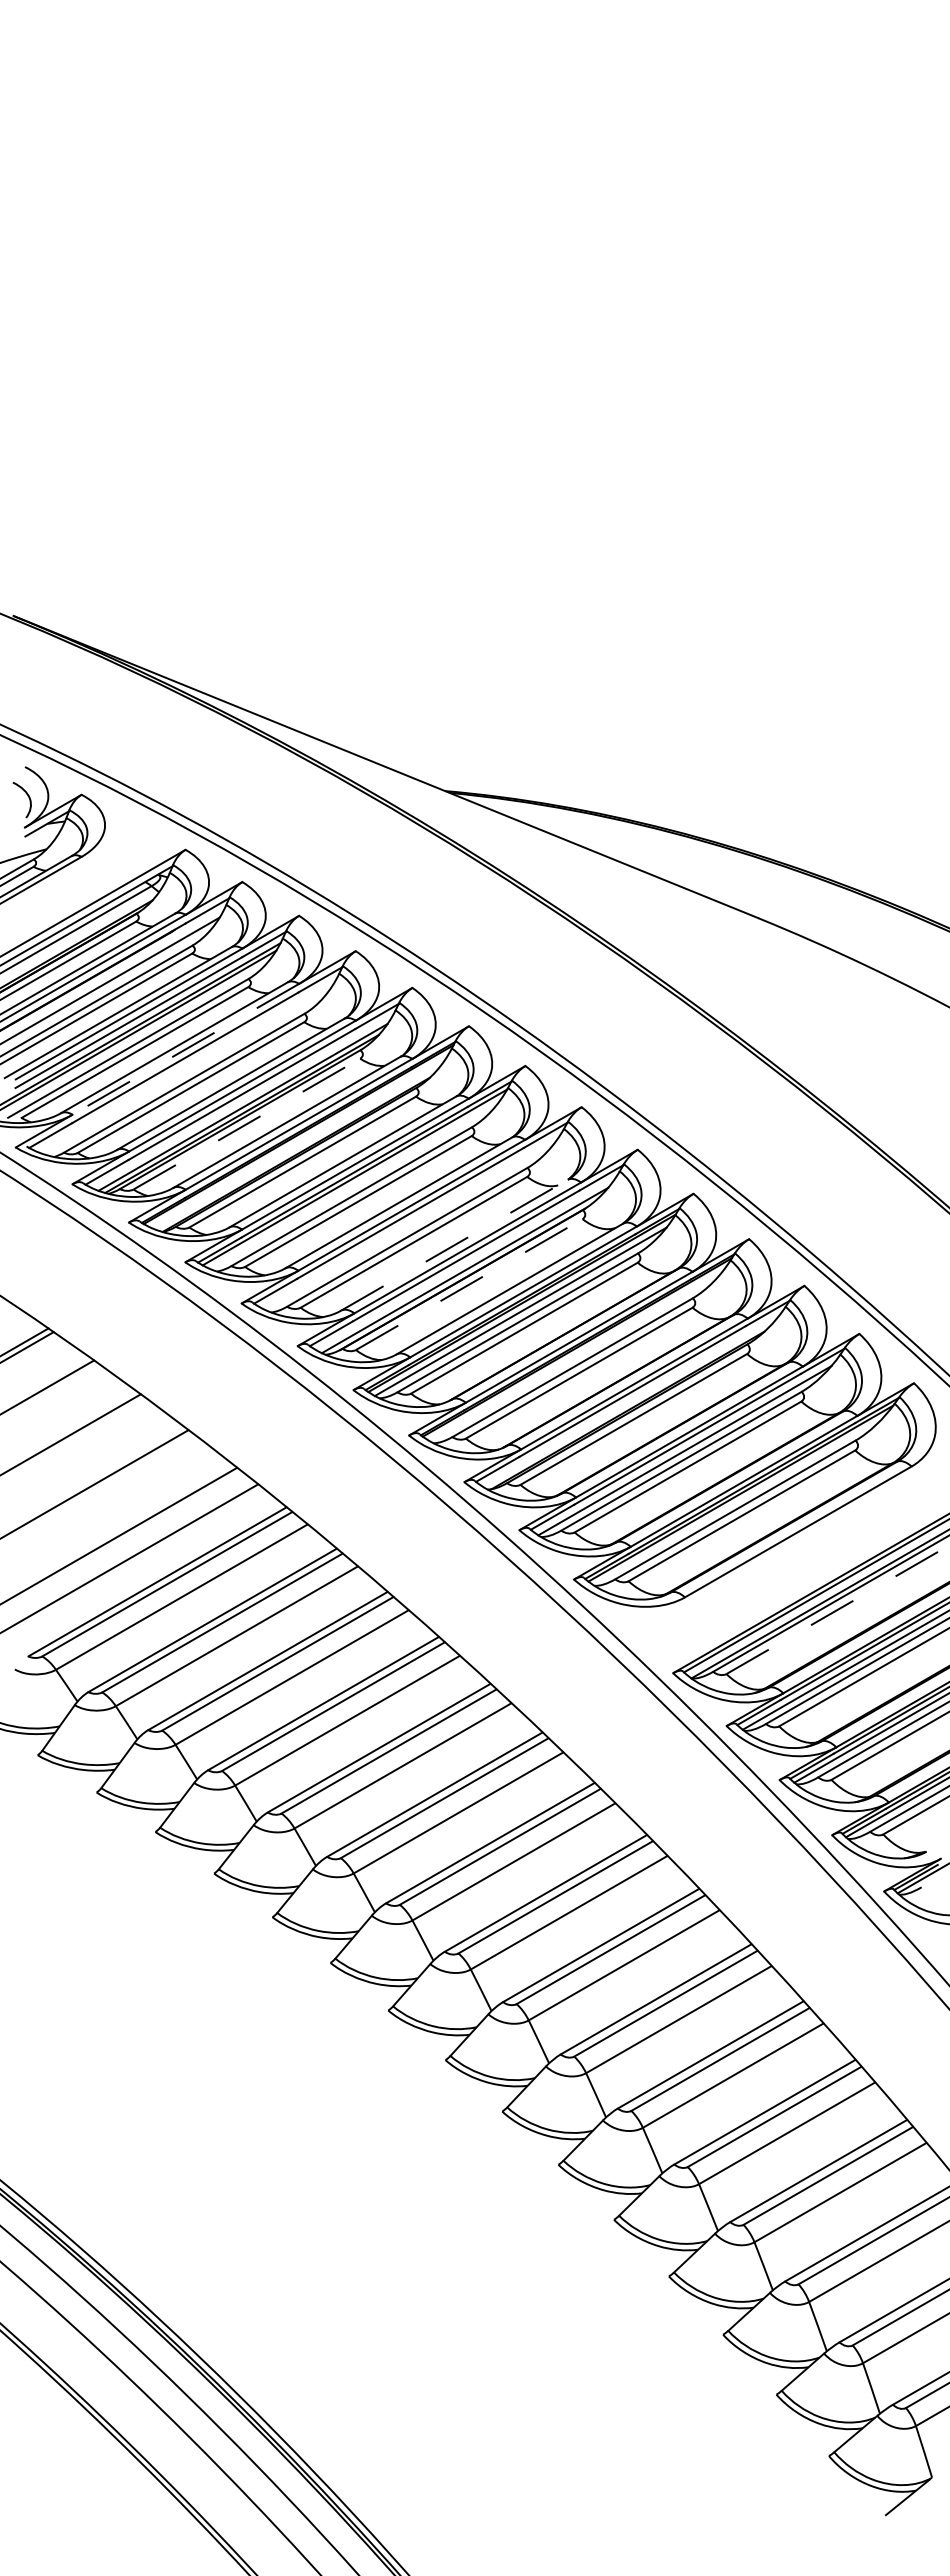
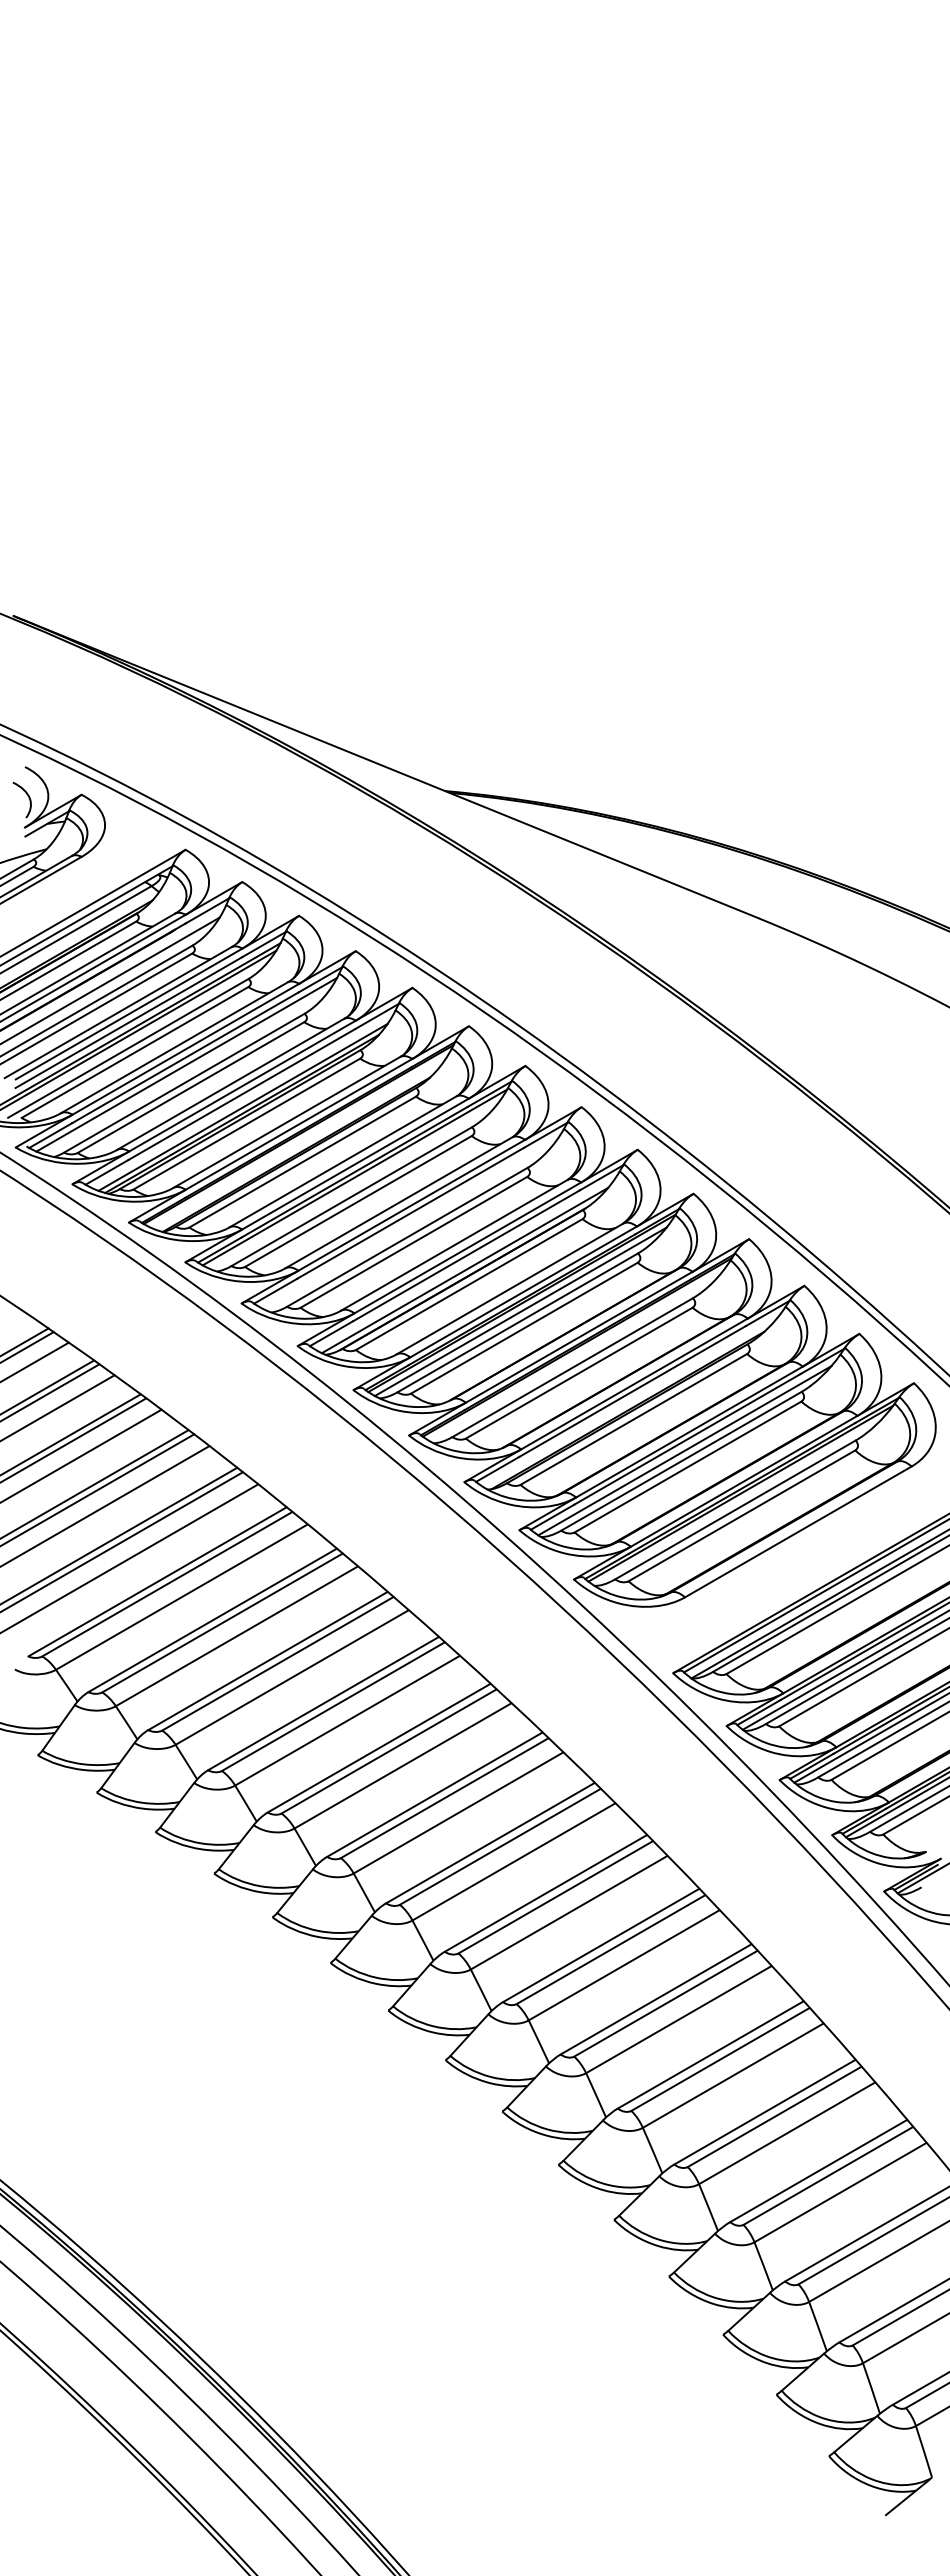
line: dashed -> solid (185, 1049)
line: none -> present (186, 1064)
line: dashed -> solid (246, 1124)
line: dashed -> solid (454, 1245)
line: dashed -> solid (469, 1284)
line: none -> present (35, 1361)
line: none -> present (50, 1392)
line: none -> present (58, 1407)
line: none -> present (74, 1439)
line: none -> present (81, 1455)
line: none -> present (98, 1489)
line: none -> present (105, 1505)
line: none -> present (122, 1541)
line: dashed -> solid (838, 1609)
